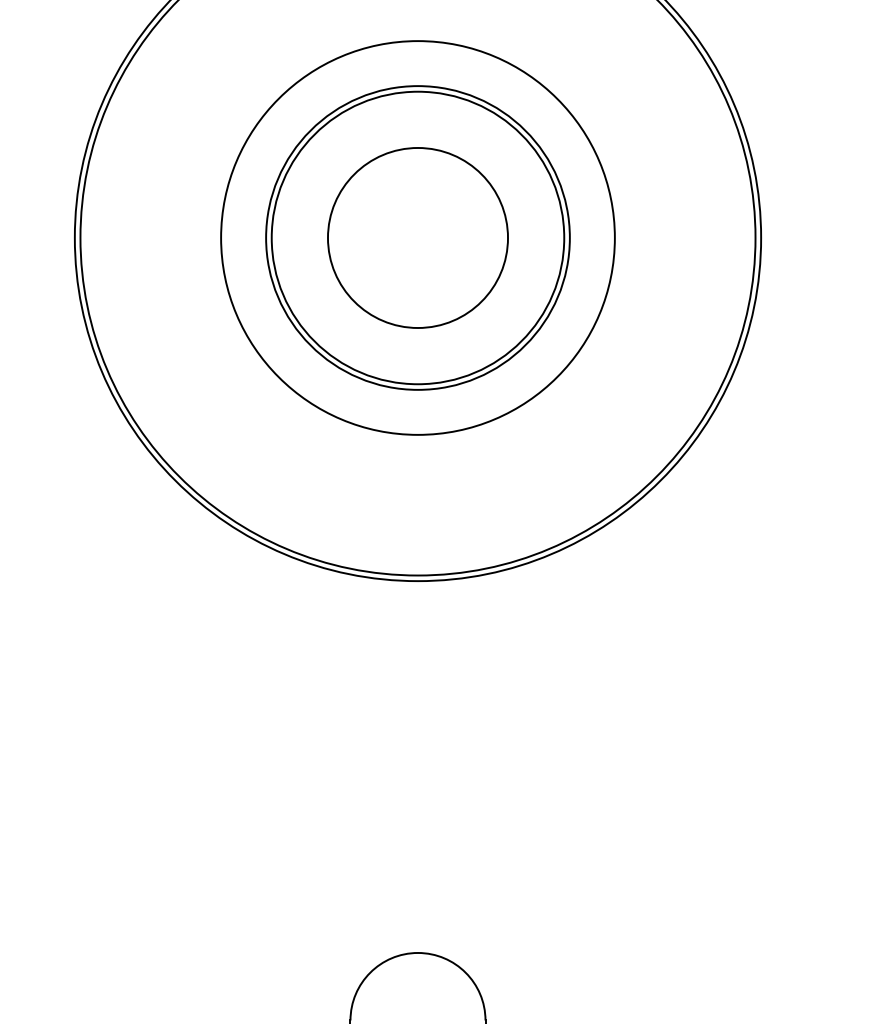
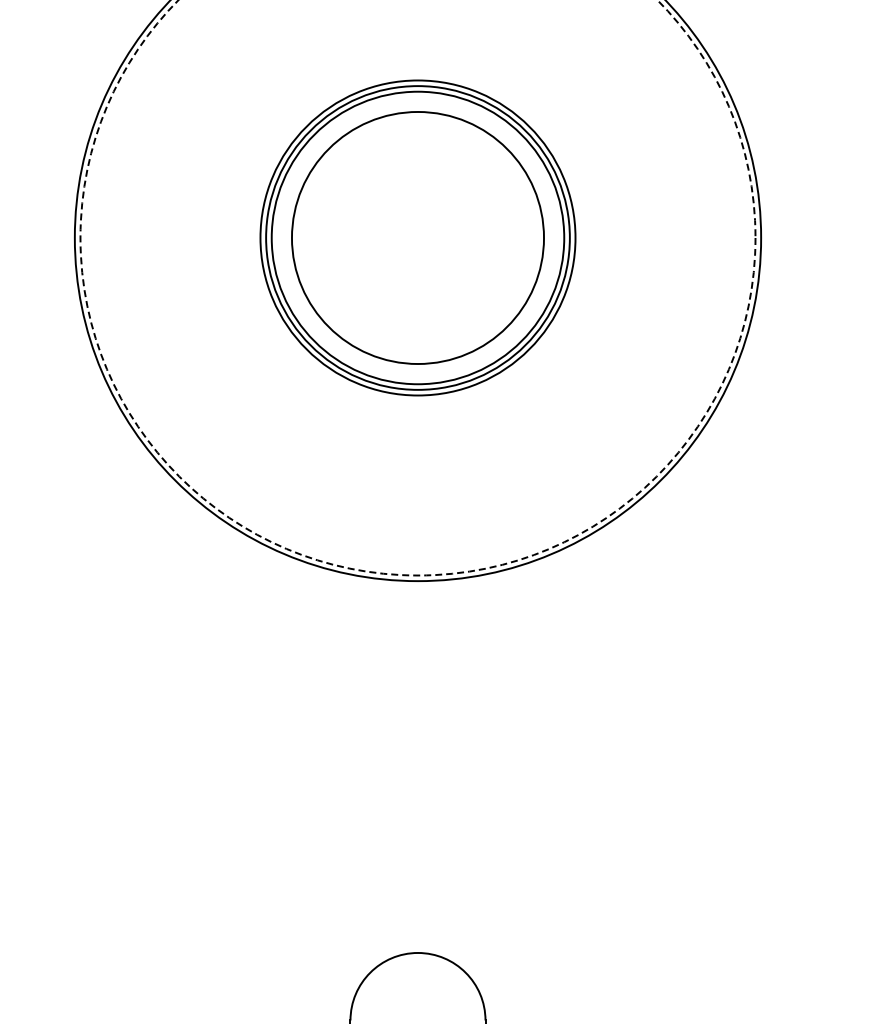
circle diameter: 180 px -> 252 px (417, 237)
circle diameter: 394 px -> 315 px (417, 237)
circle: solid -> dashed (417, 287)
